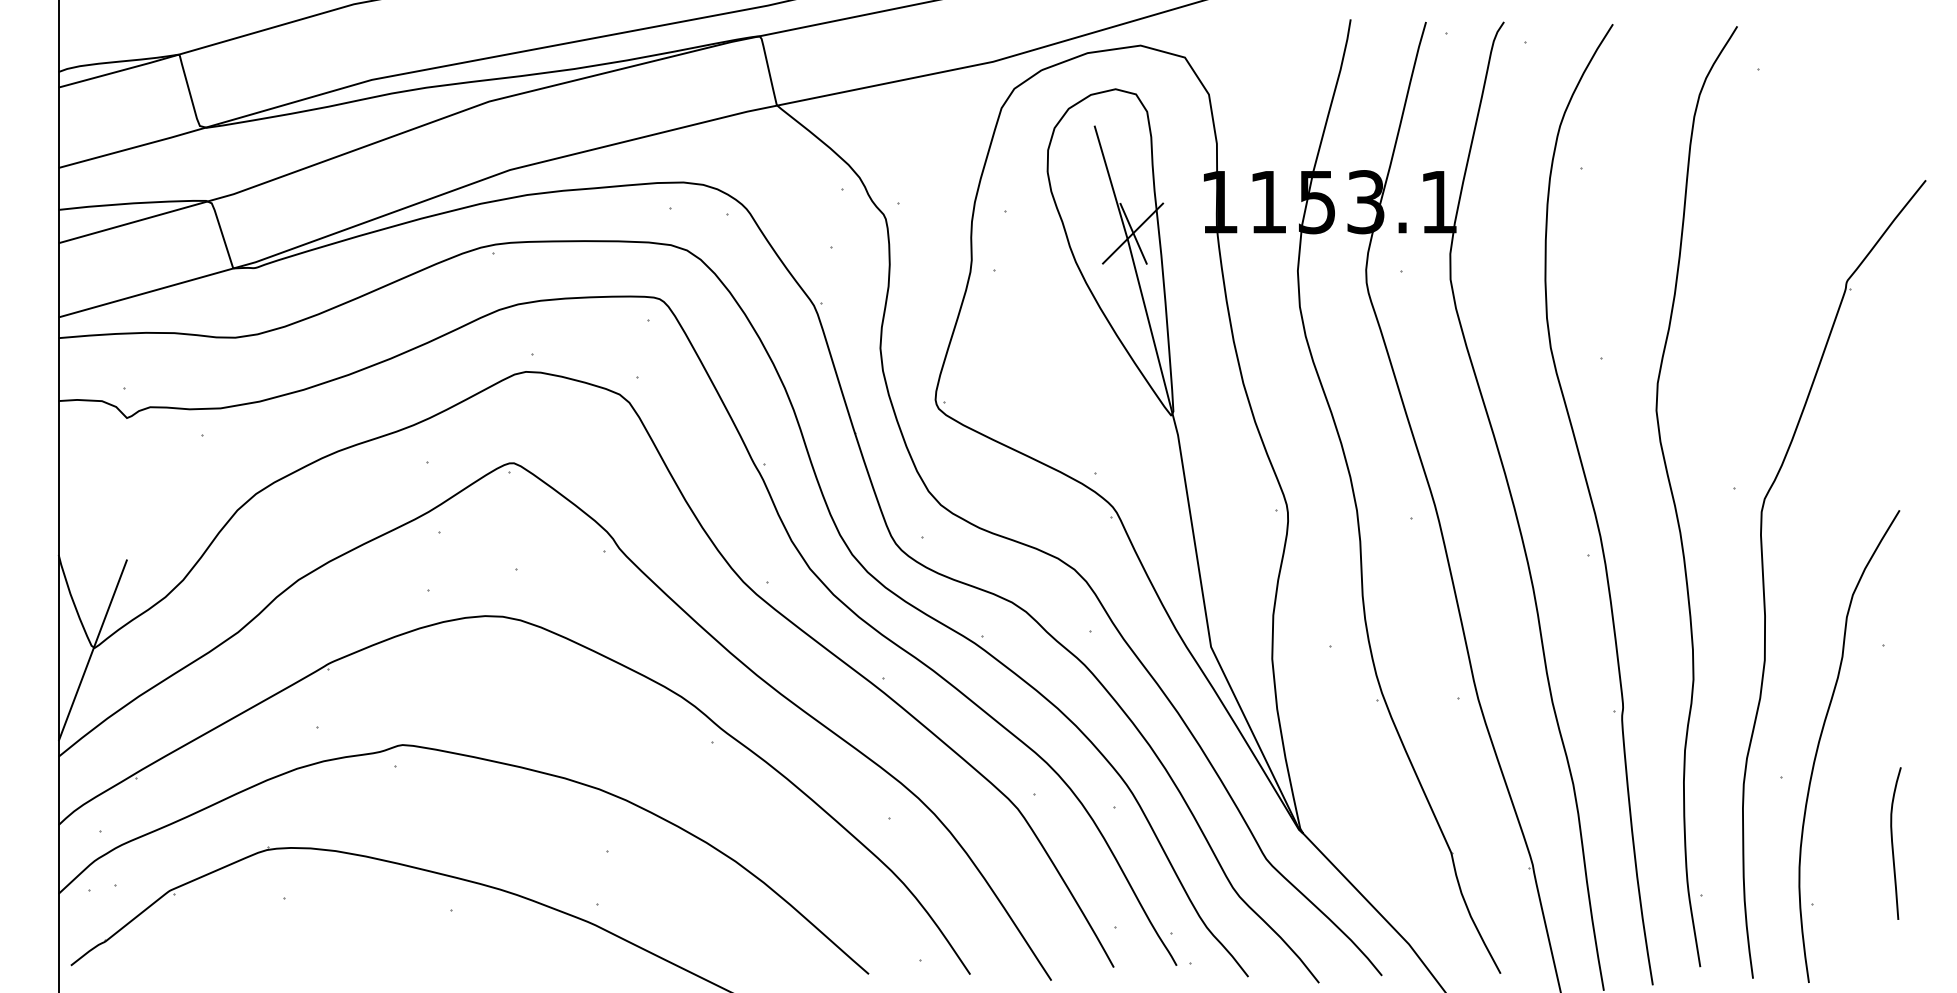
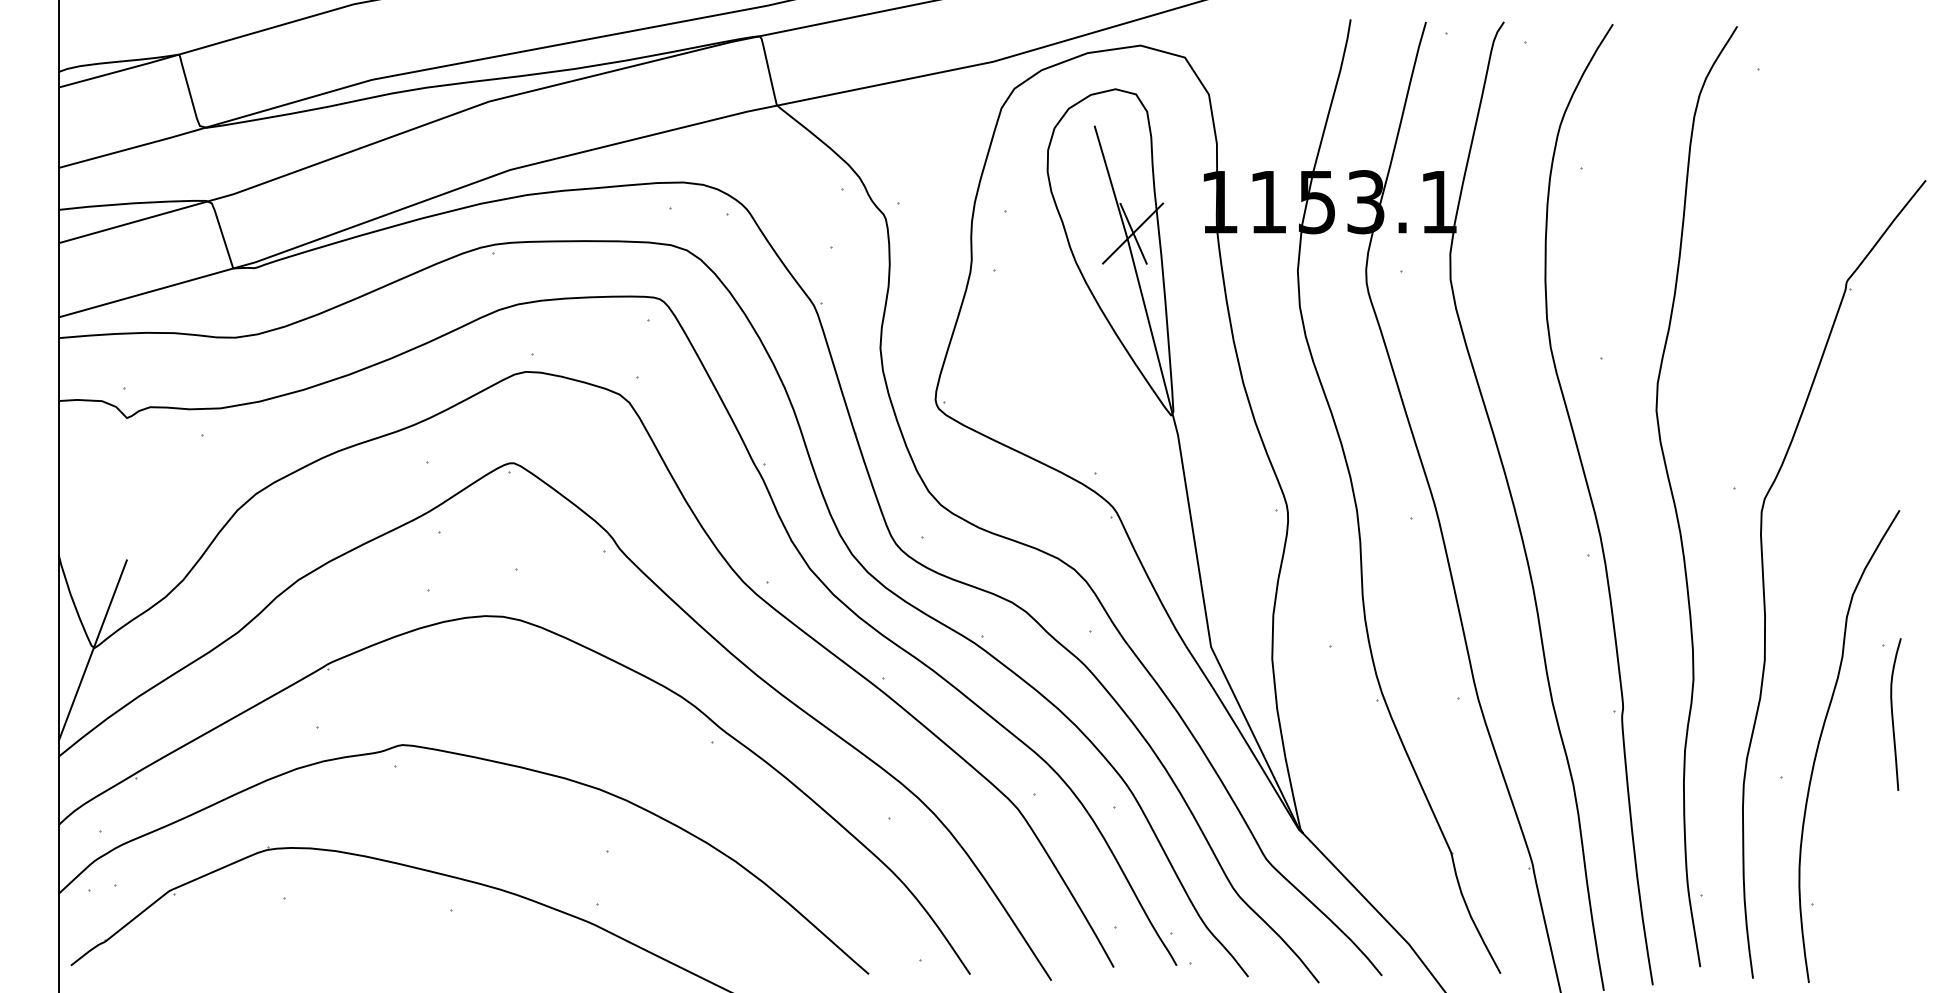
curve position: (1893, 843) -> (1893, 714) (1893, 714)
